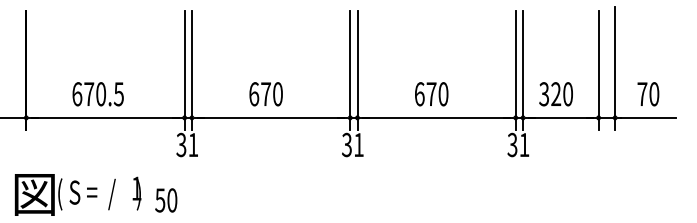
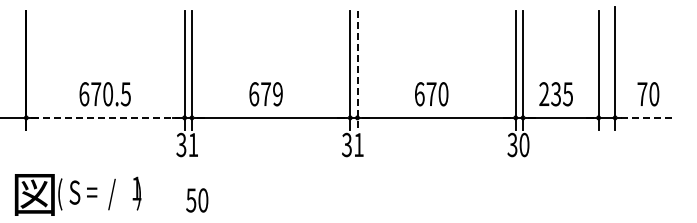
line: solid -> dashed (357, 70)
text position: (97, 94) -> (104, 94) (104, 94)
text: 670 -> 679 (277, 94)
text: 320 -> 235 (555, 94)
line: solid -> dashed (106, 117)
line: solid -> dashed (648, 117)
text: 31 -> 30 (524, 144)
text position: (166, 200) -> (197, 200) (197, 200)
